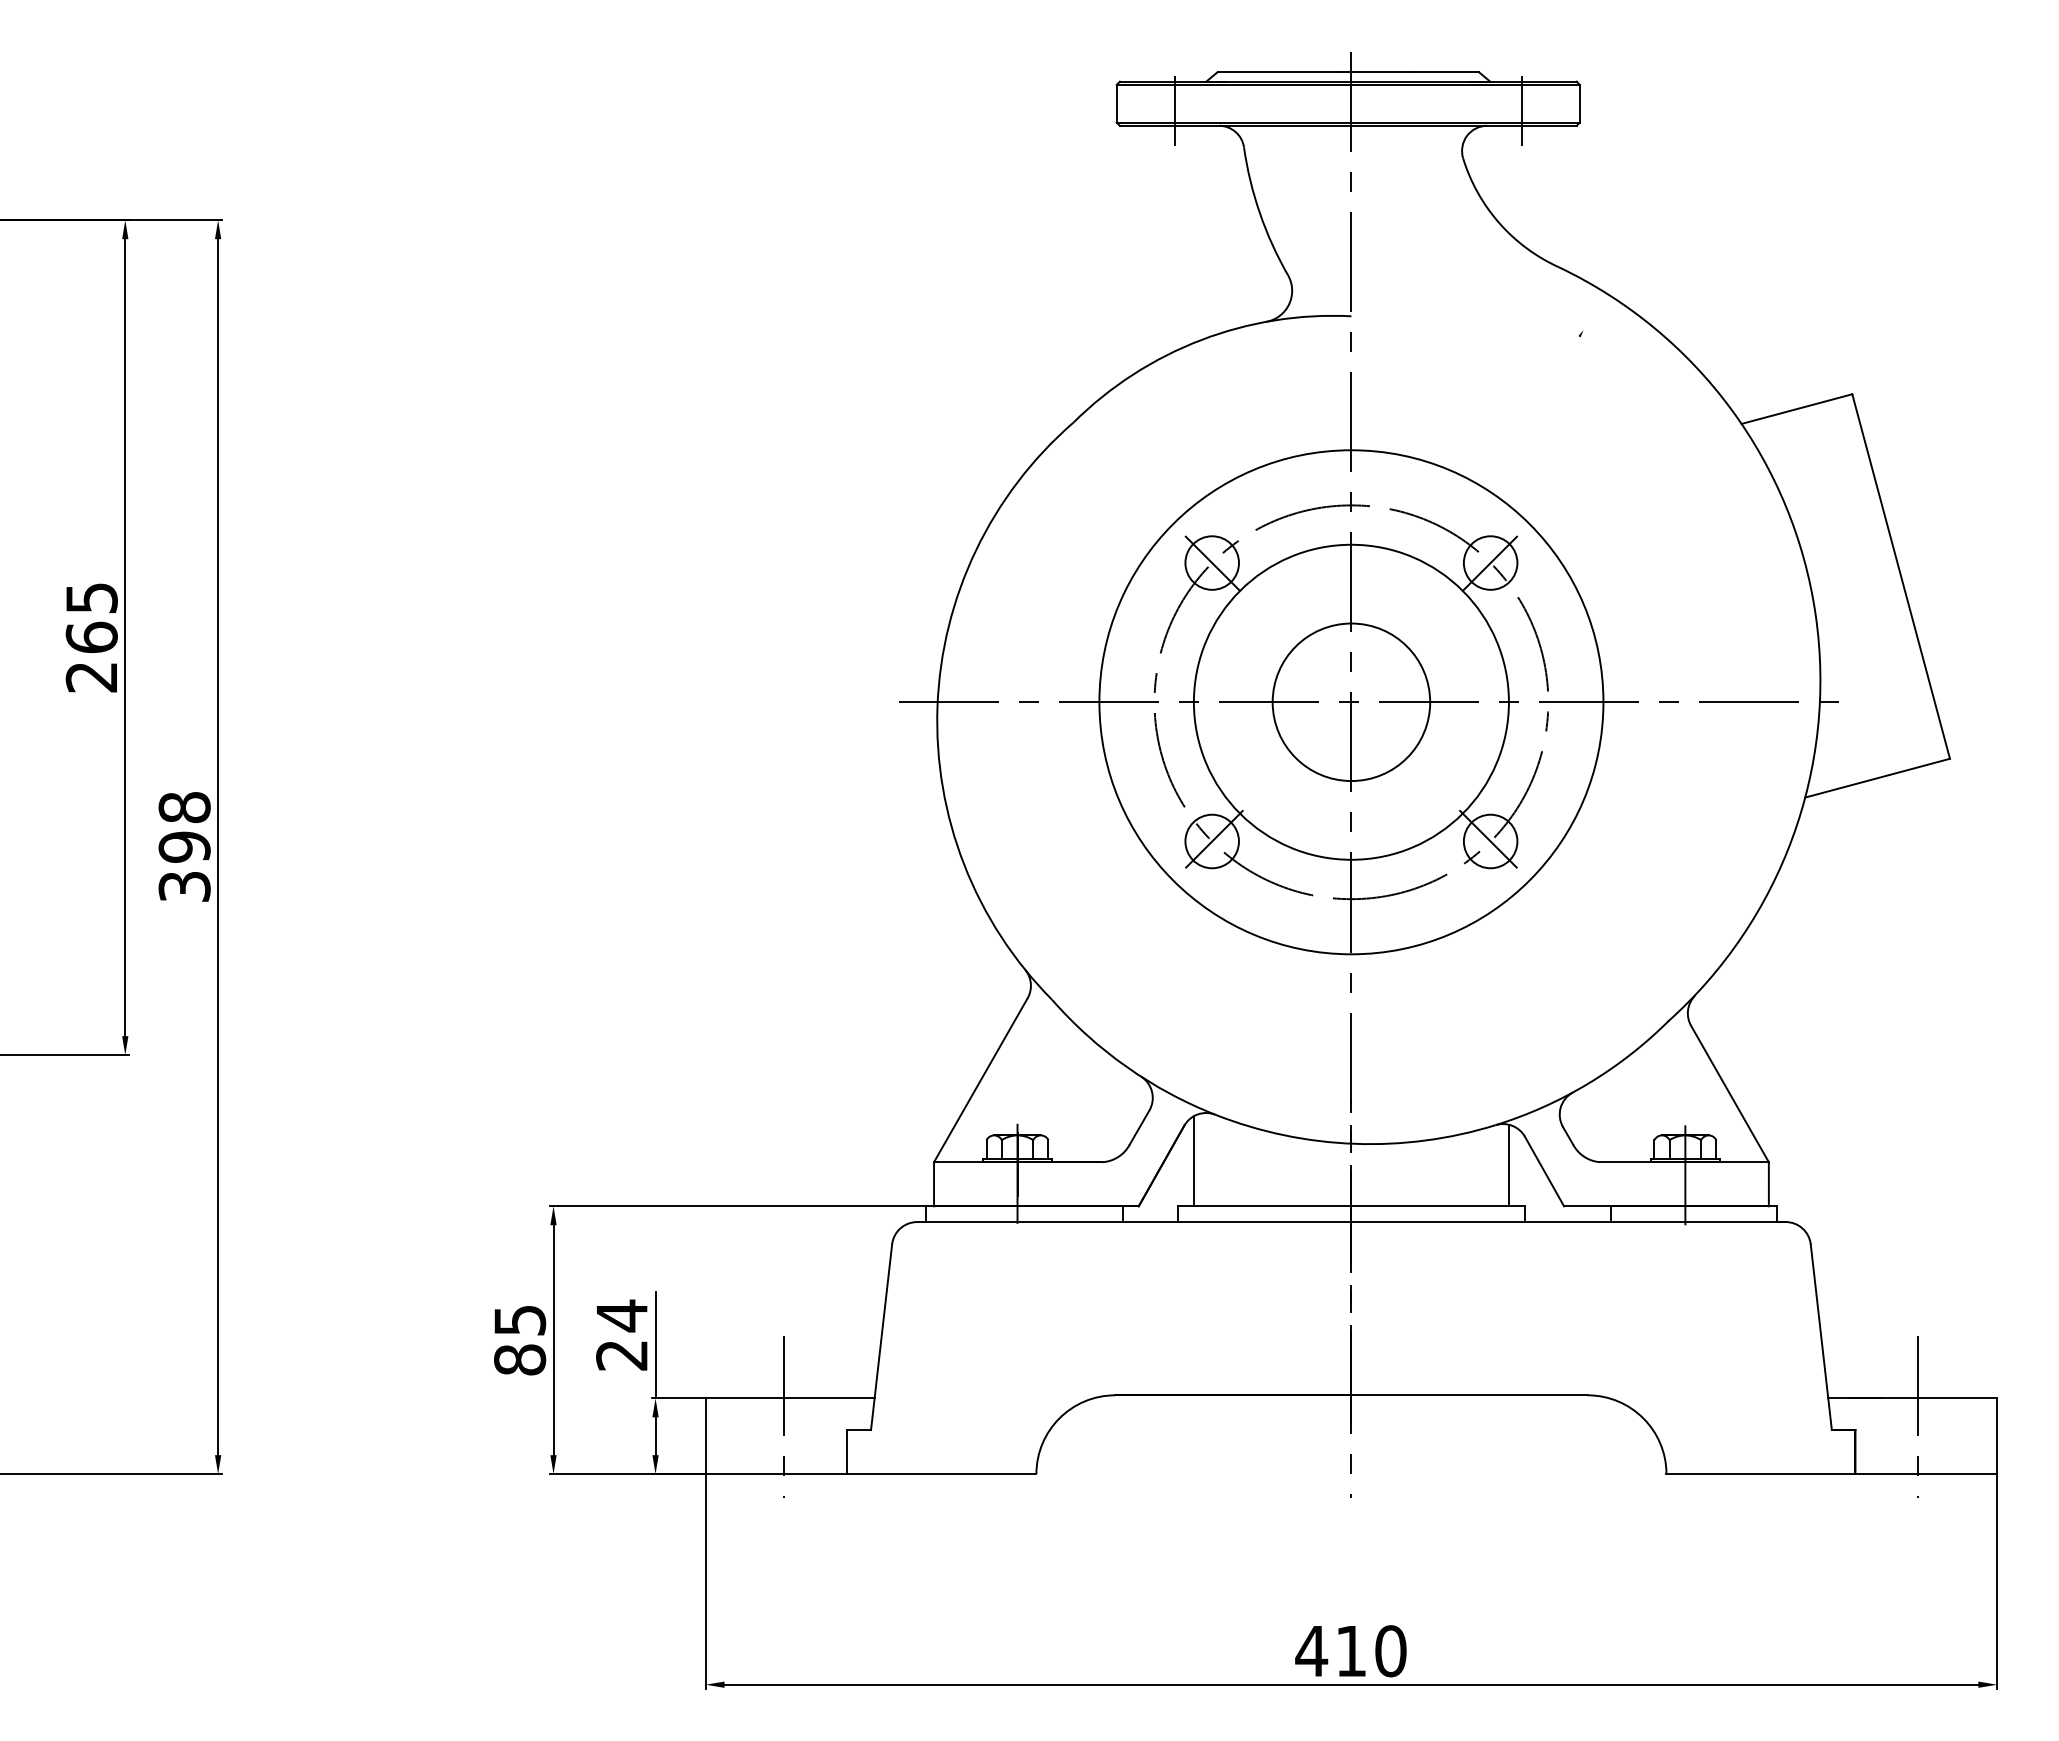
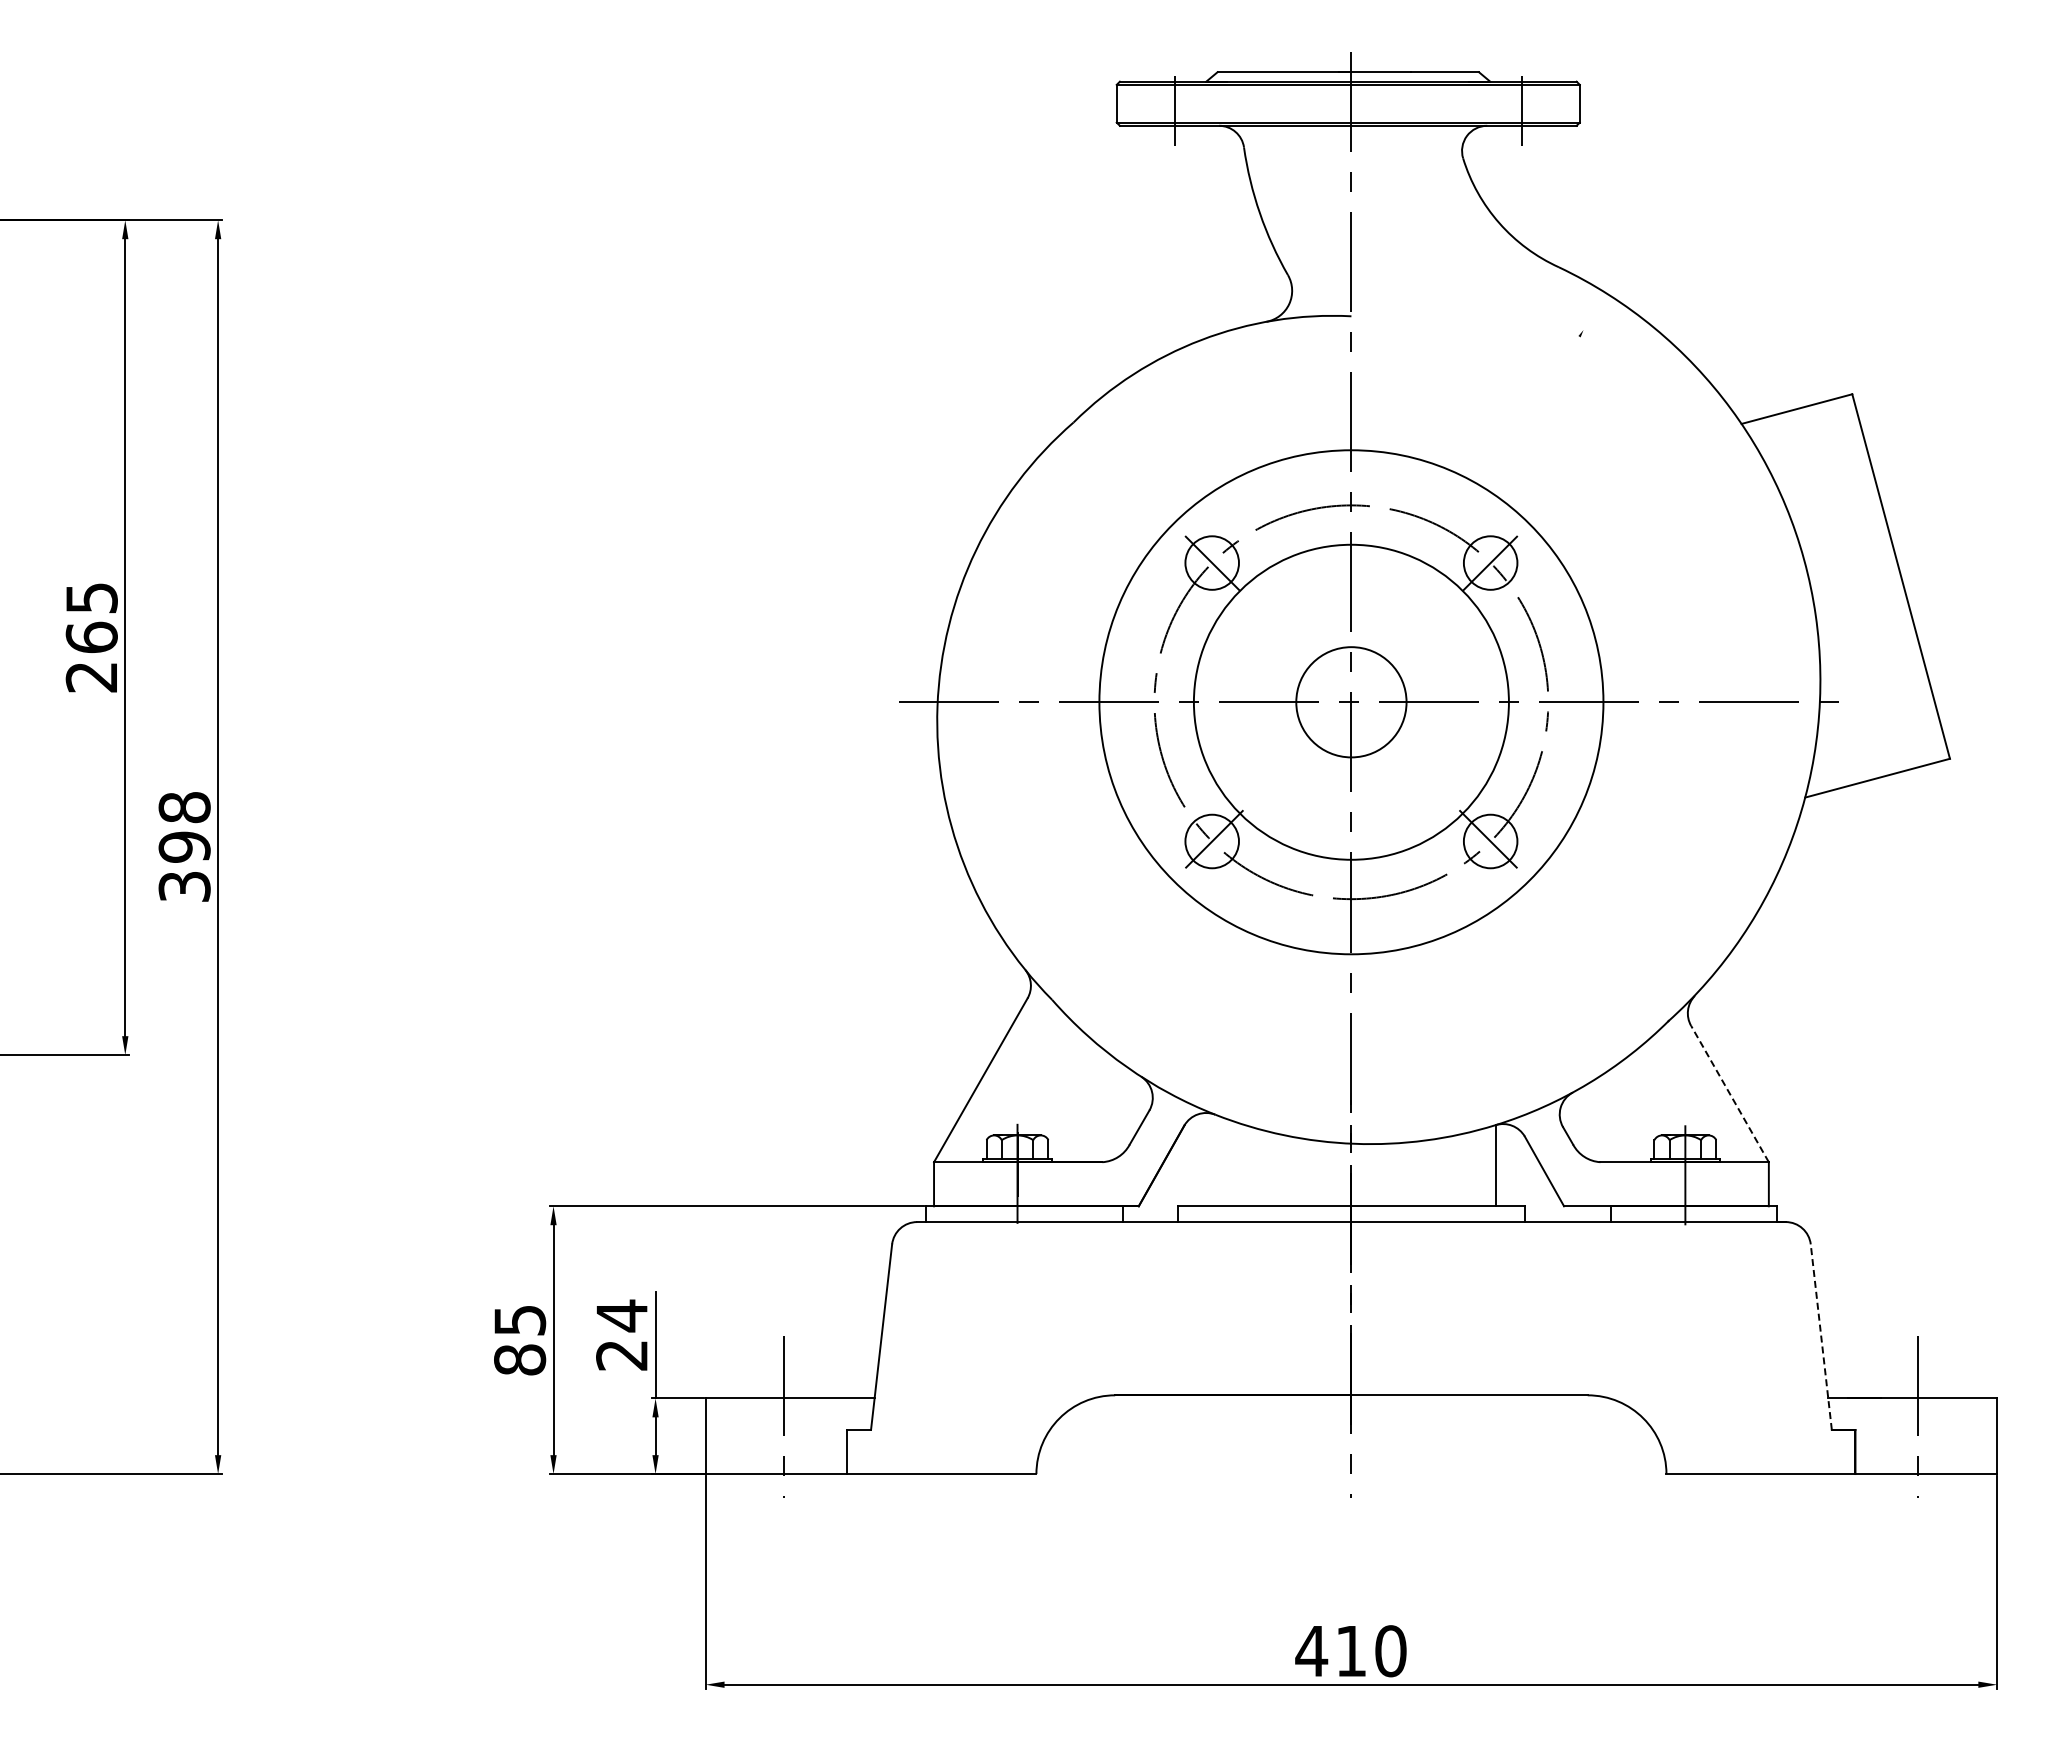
circle diameter: 158 px -> 110 px (1351, 702)
line: solid -> dashed (1729, 1093)
line: present -> none (1193, 1161)
line position: (1508, 1165) -> (1495, 1165) (1495, 1165)
line: solid -> dashed (1821, 1336)
